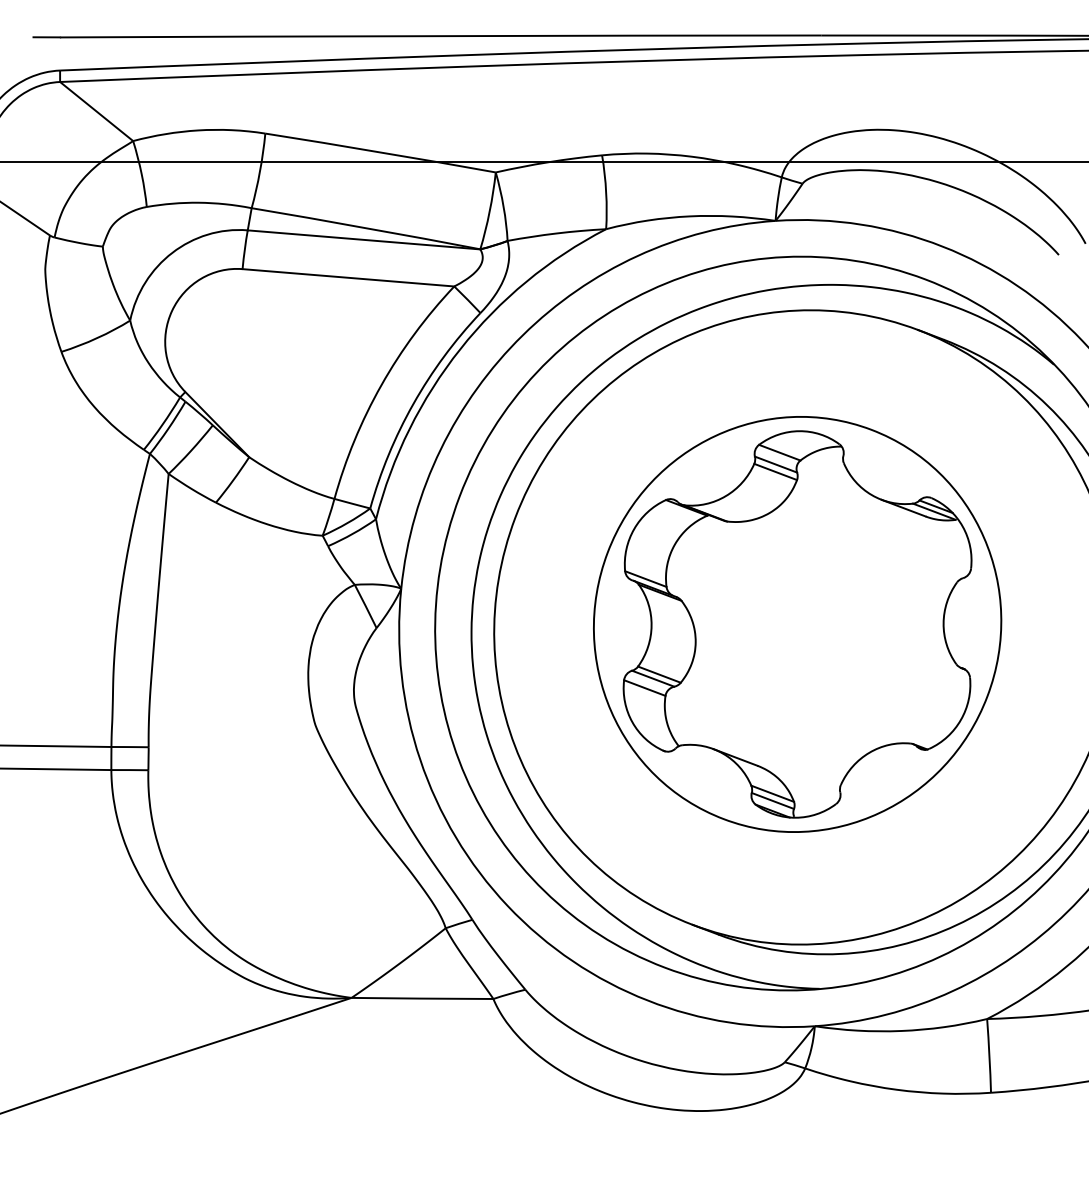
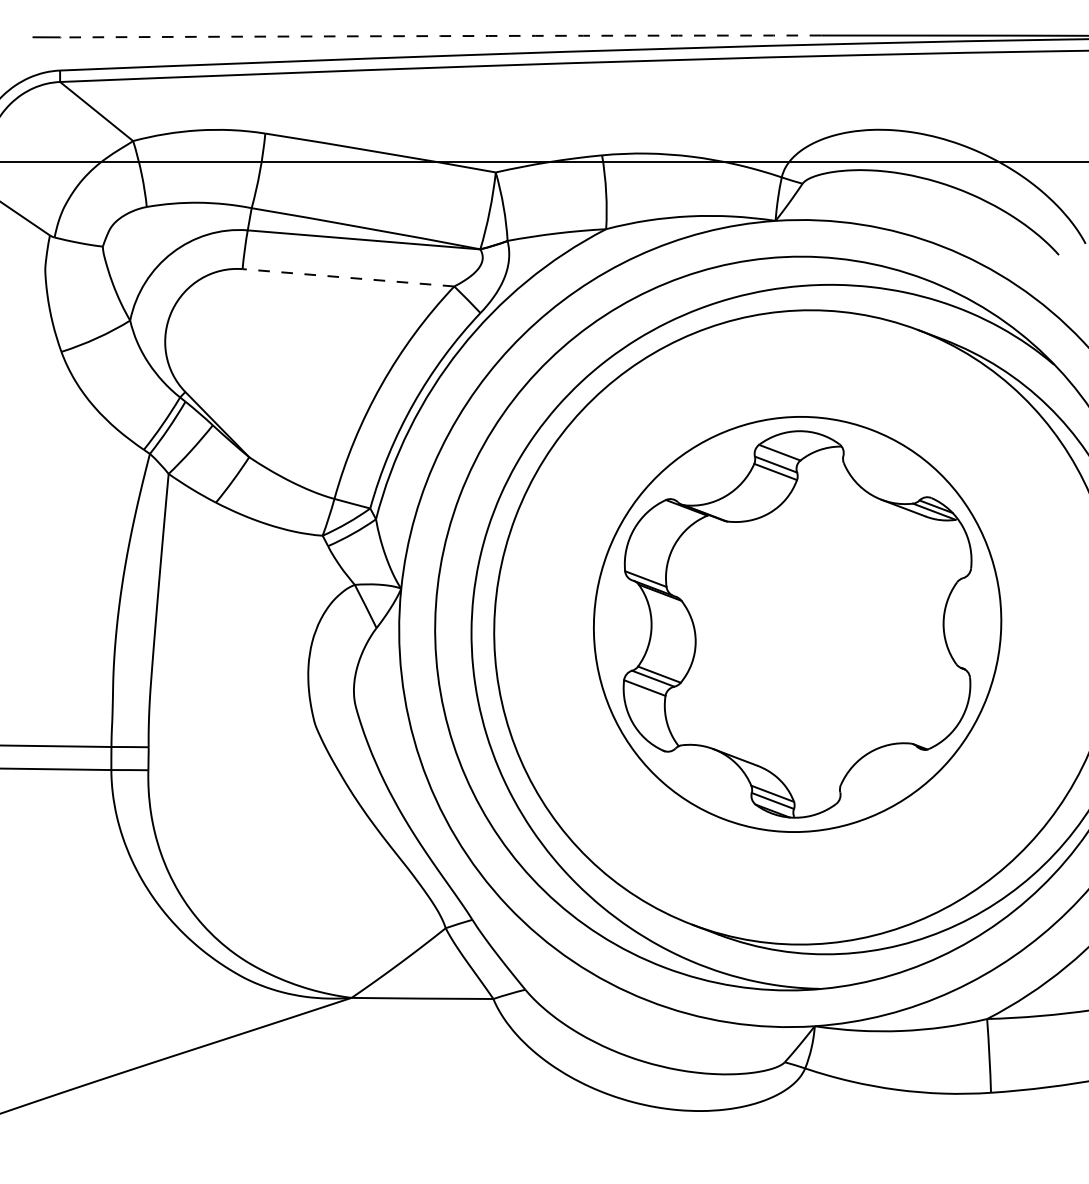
arc: solid -> dashed (440, 36)
line: solid -> dashed (347, 277)
